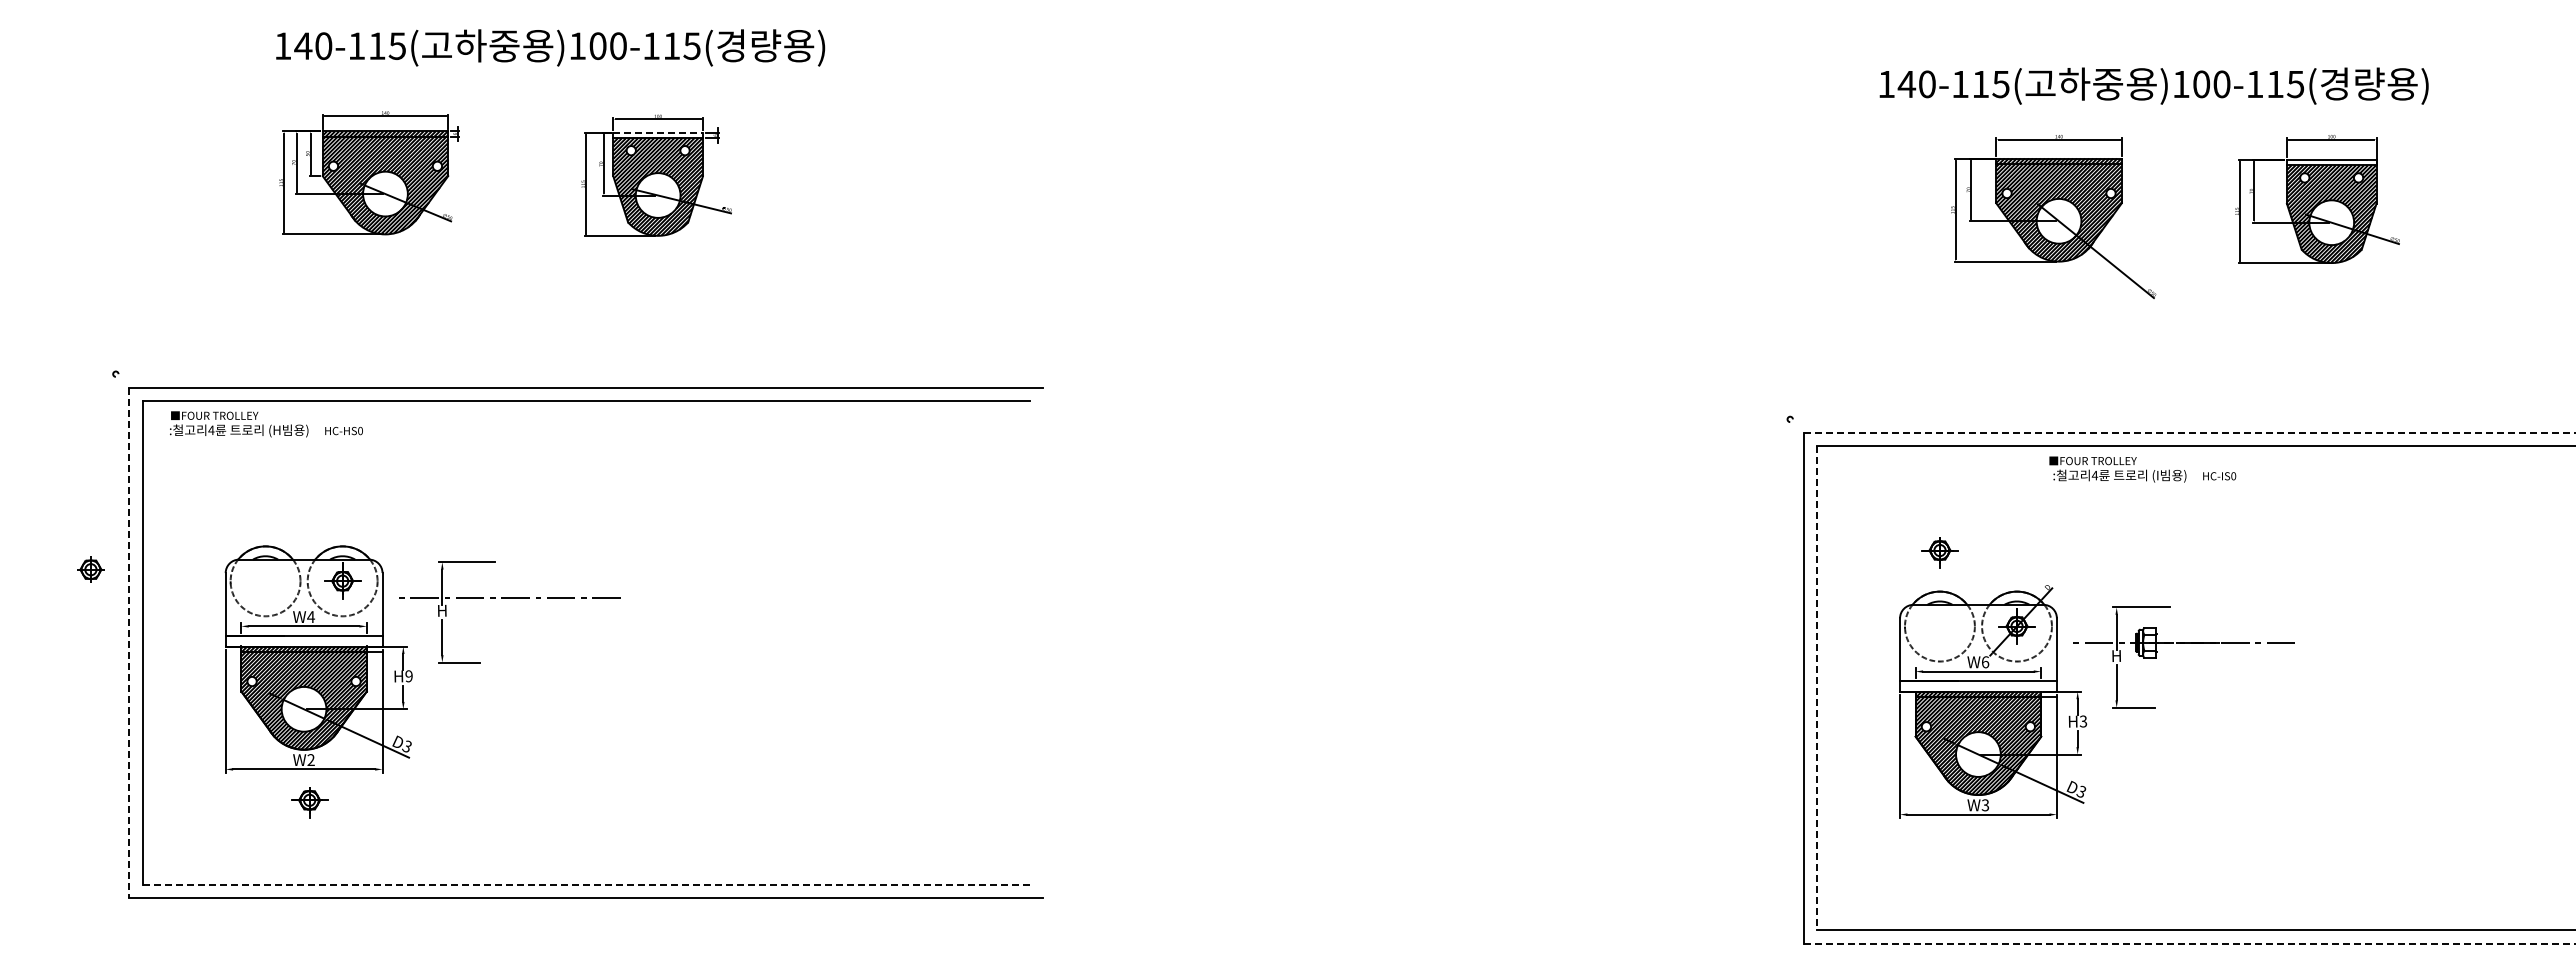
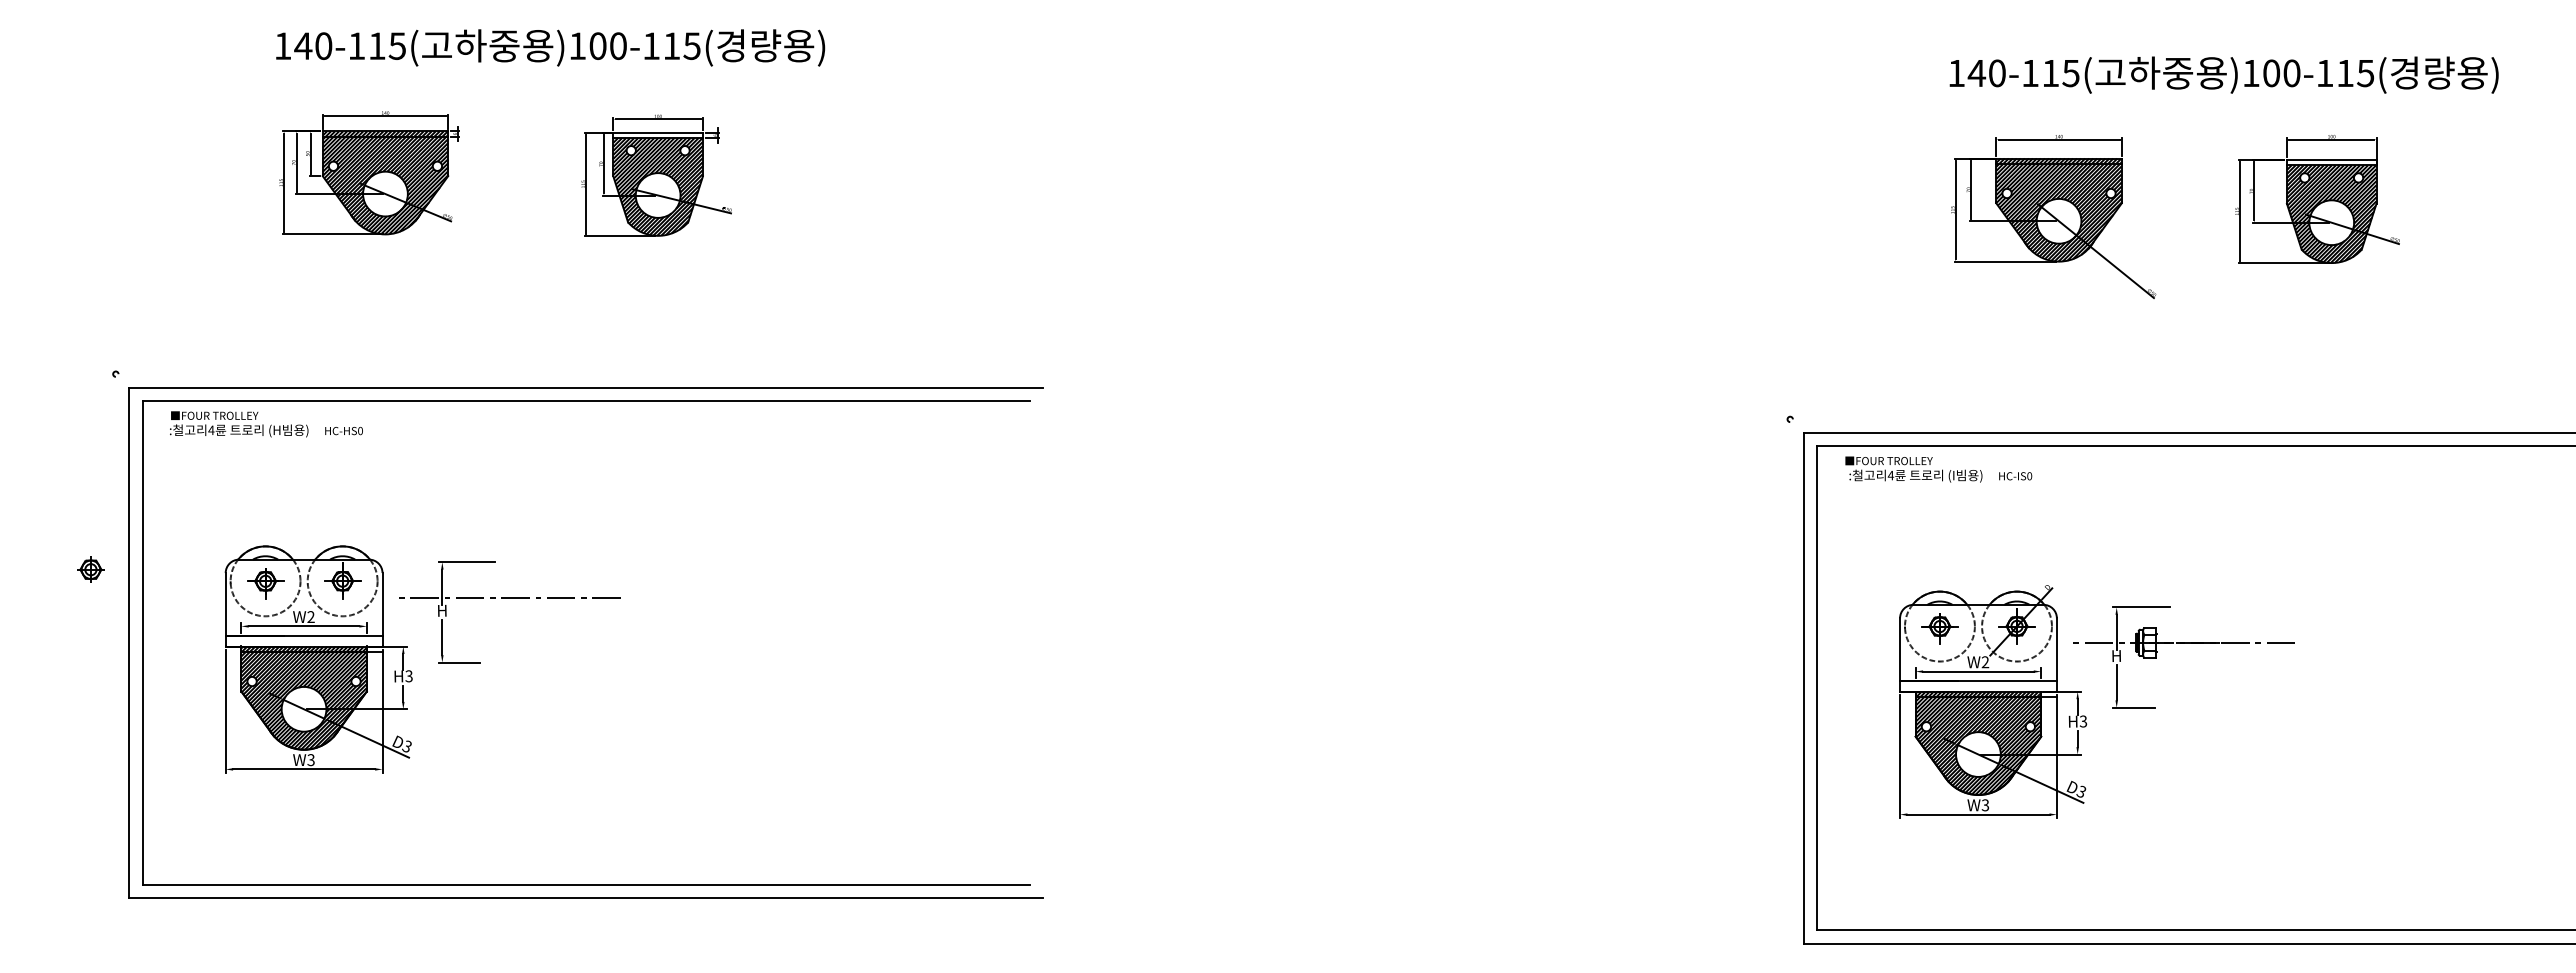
text position: (2153, 85) -> (2223, 74) (2223, 74)
line: dashed -> solid (658, 132)
line: dashed -> solid (2190, 432)
text position: (2142, 469) -> (1938, 469) (1938, 469)
part position: (1939, 552) -> (1939, 628) (1939, 628)
text: W4 -> W2 (311, 616)
line: dashed -> solid (129, 643)
text: W6 -> W2 (1985, 662)
text: H9 -> H3 (408, 676)
line: dashed -> solid (1817, 688)
text: W2 -> W3 (310, 760)
part position: (309, 802) -> (265, 583) (265, 583)
line: dashed -> solid (586, 885)
line: dashed -> solid (2190, 943)
